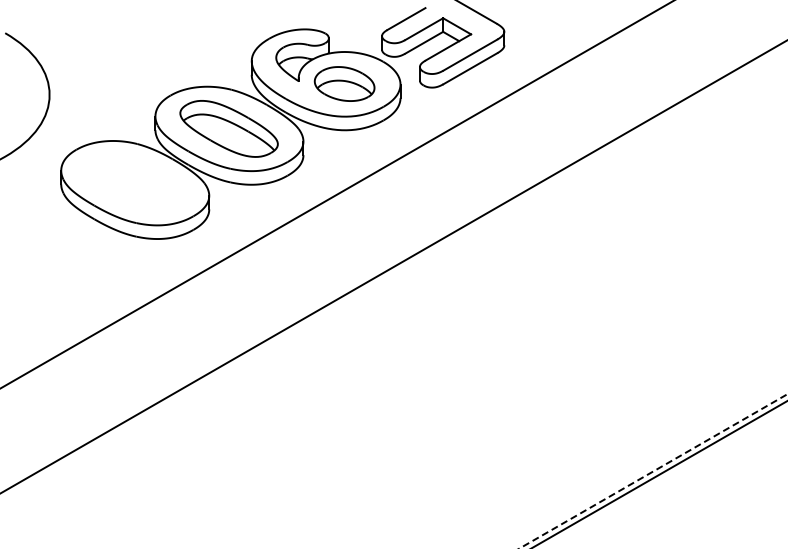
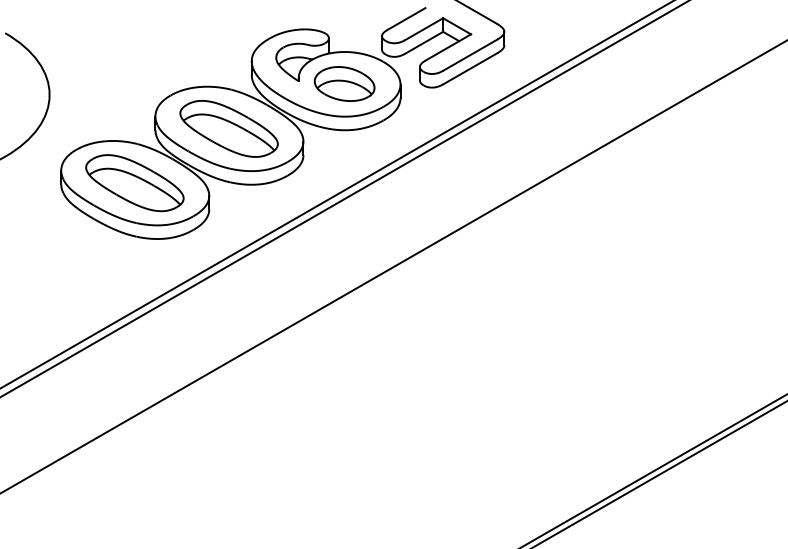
part: none -> present (134, 183)
line: none -> present (344, 199)
line: dashed -> solid (653, 471)
